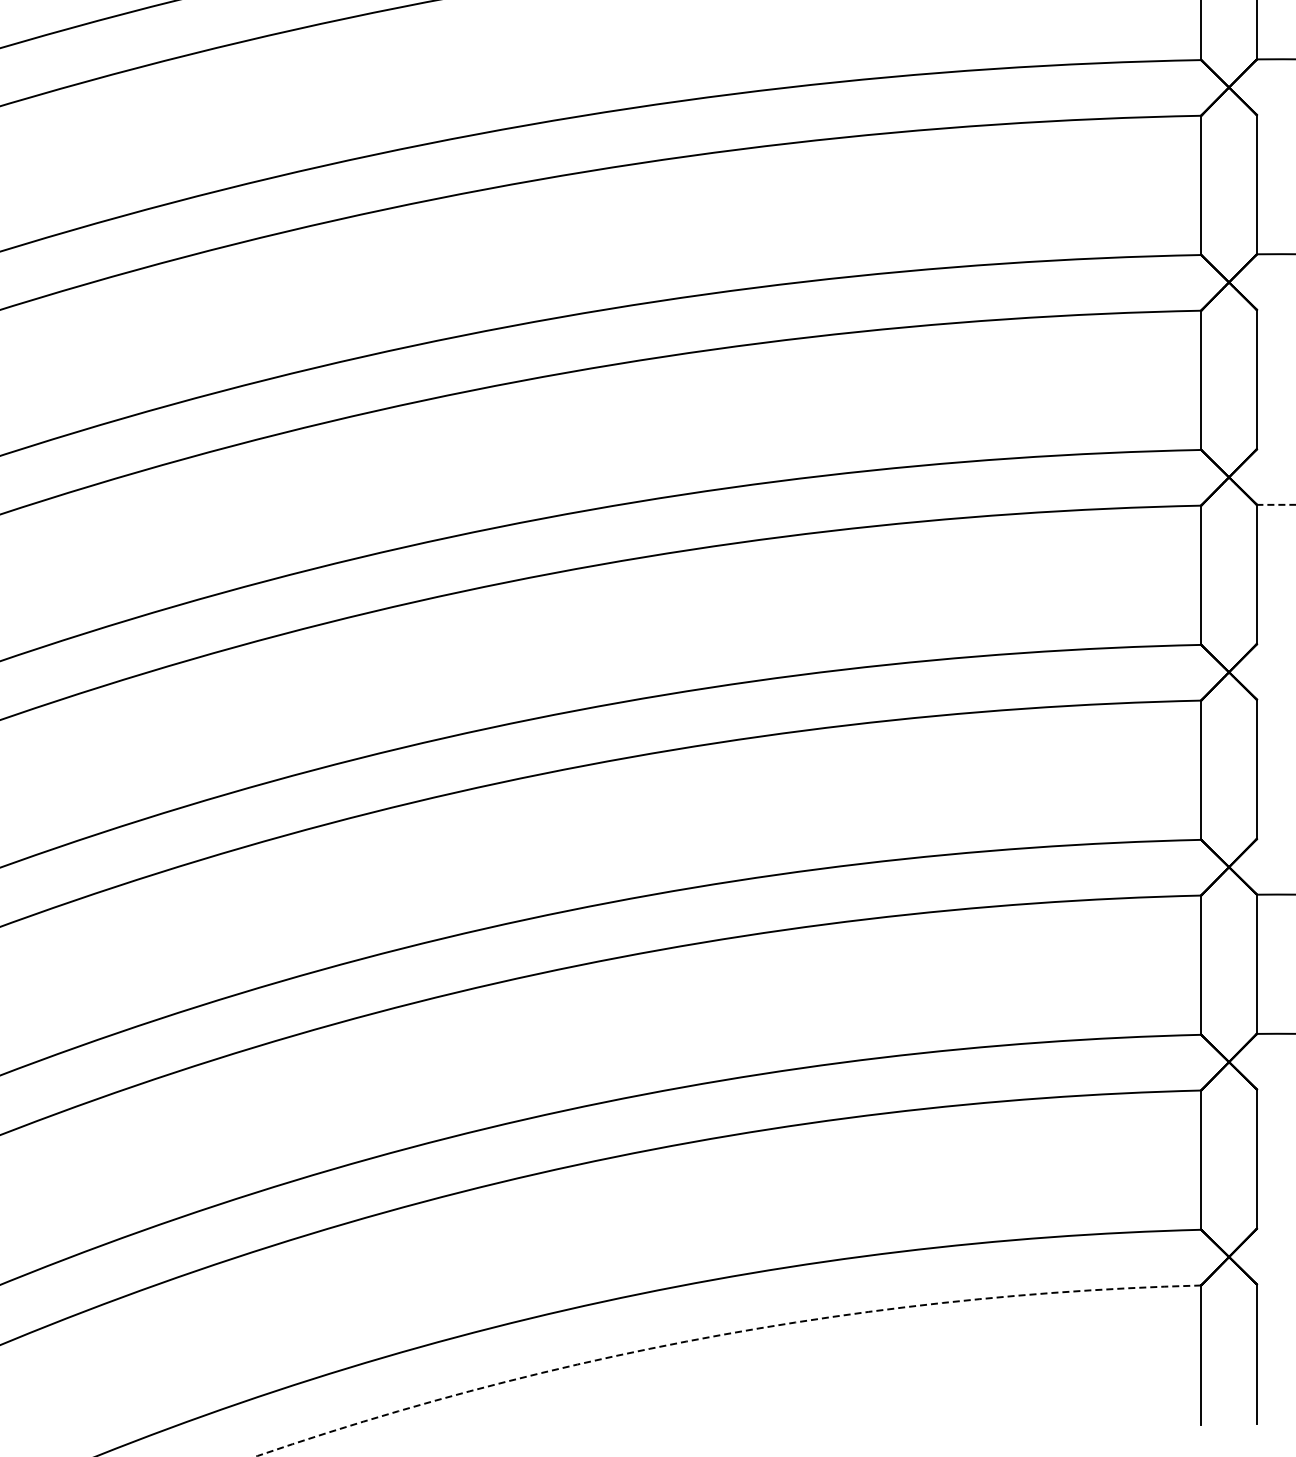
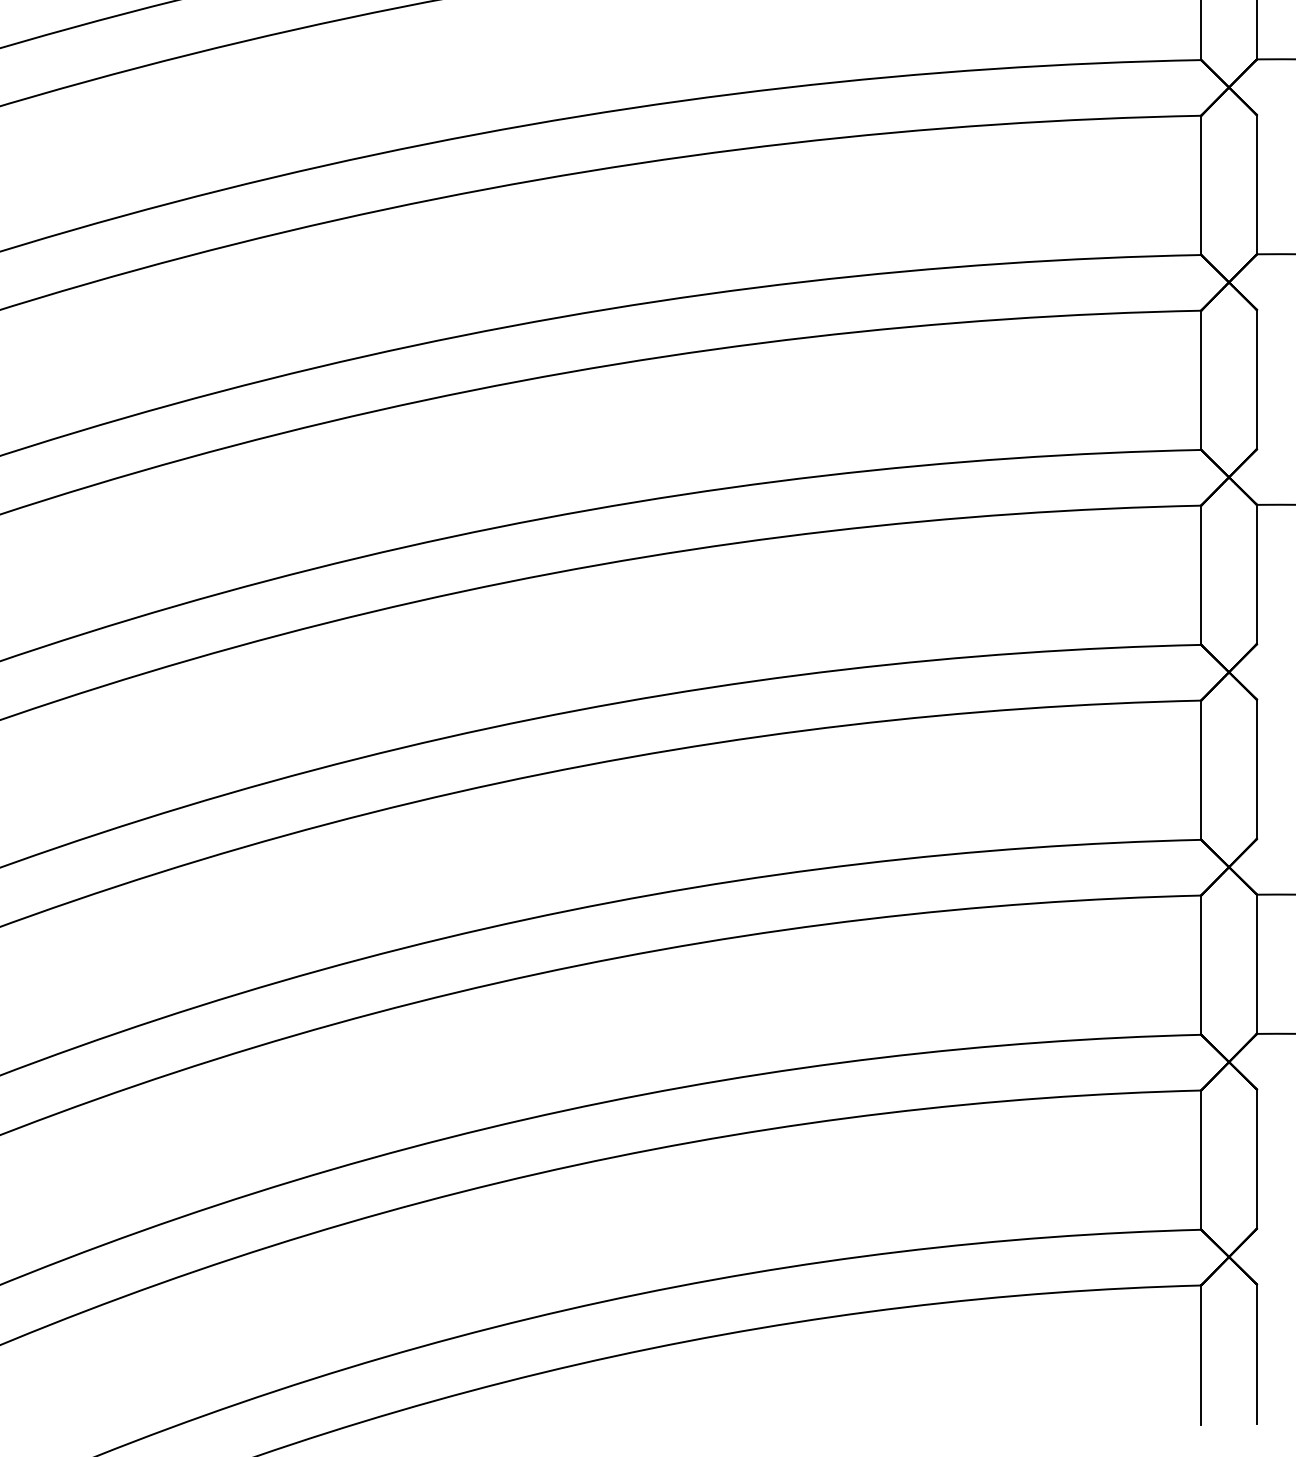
arc: dashed -> solid (1275, 504)
arc: dashed -> solid (722, 1334)
